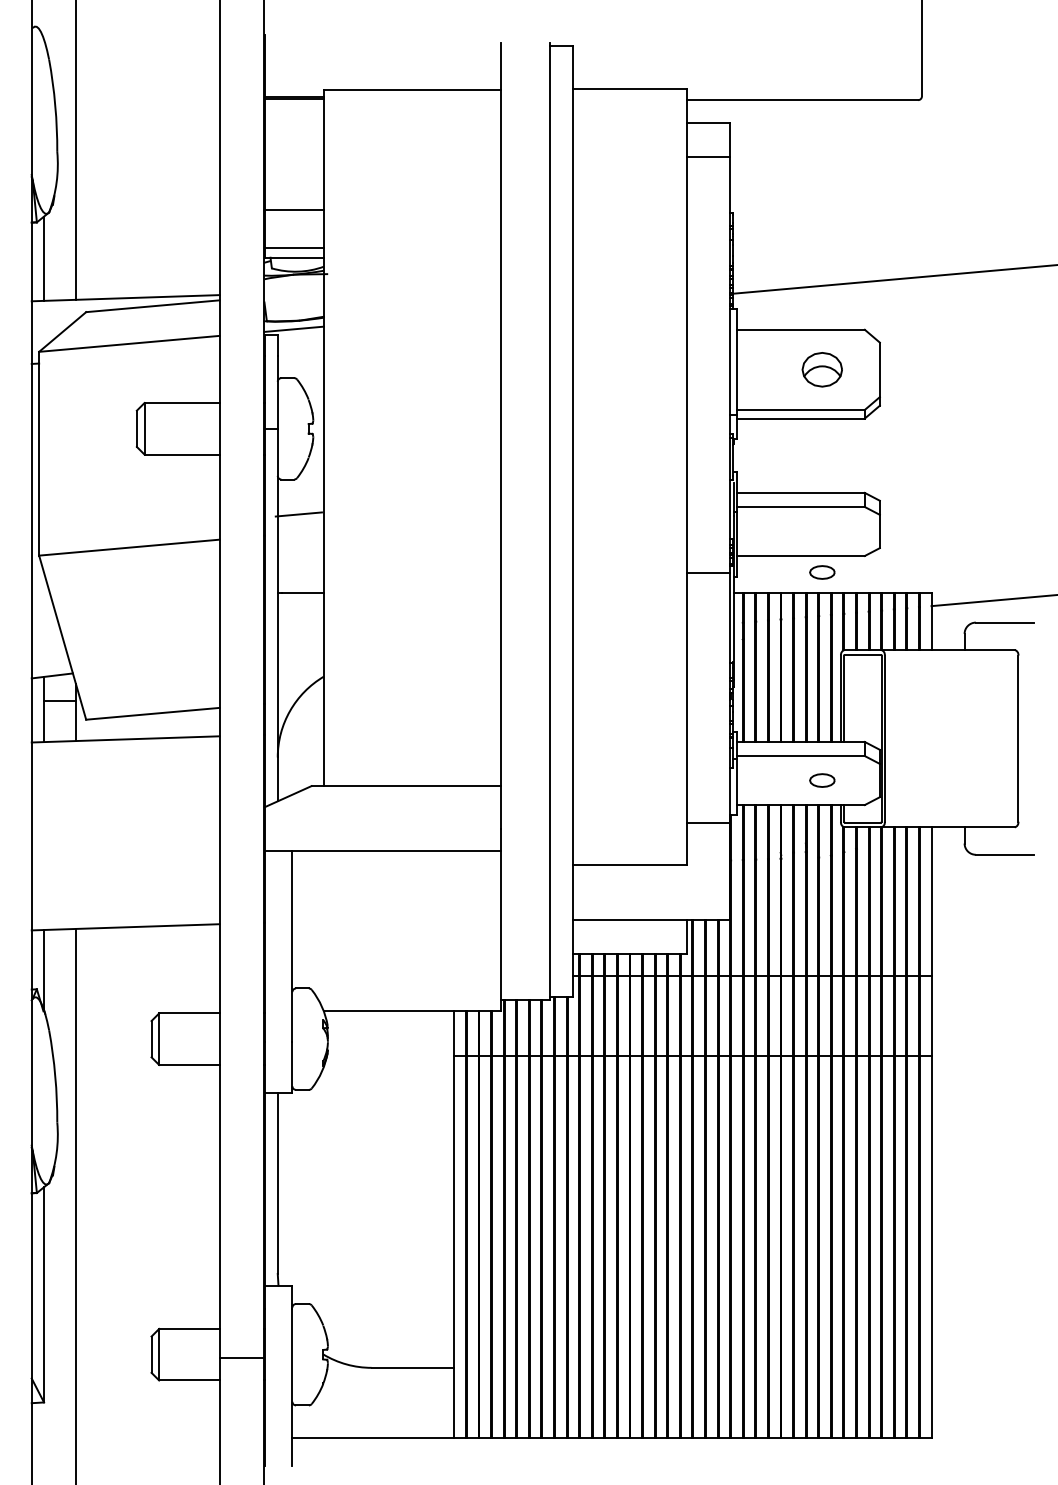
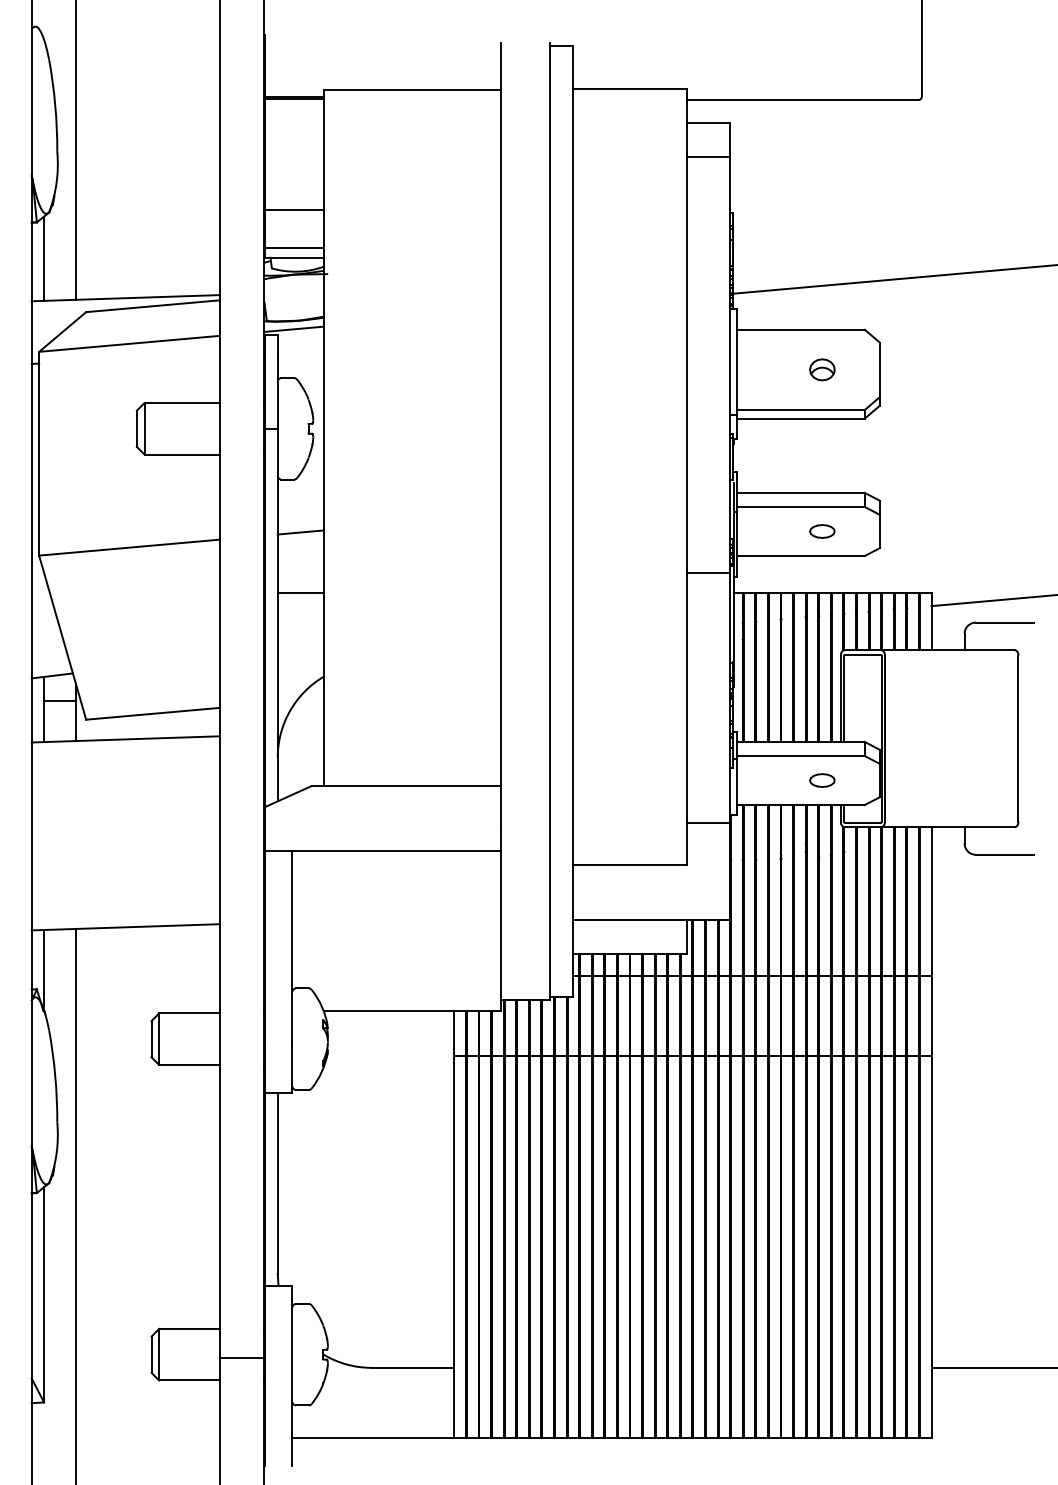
part size: 42x36 px -> 27x24 px (822, 369)
line position: (298, 514) -> (300, 532) (300, 532)
part position: (822, 572) -> (822, 531) (822, 531)
line: none -> present (992, 1367)
